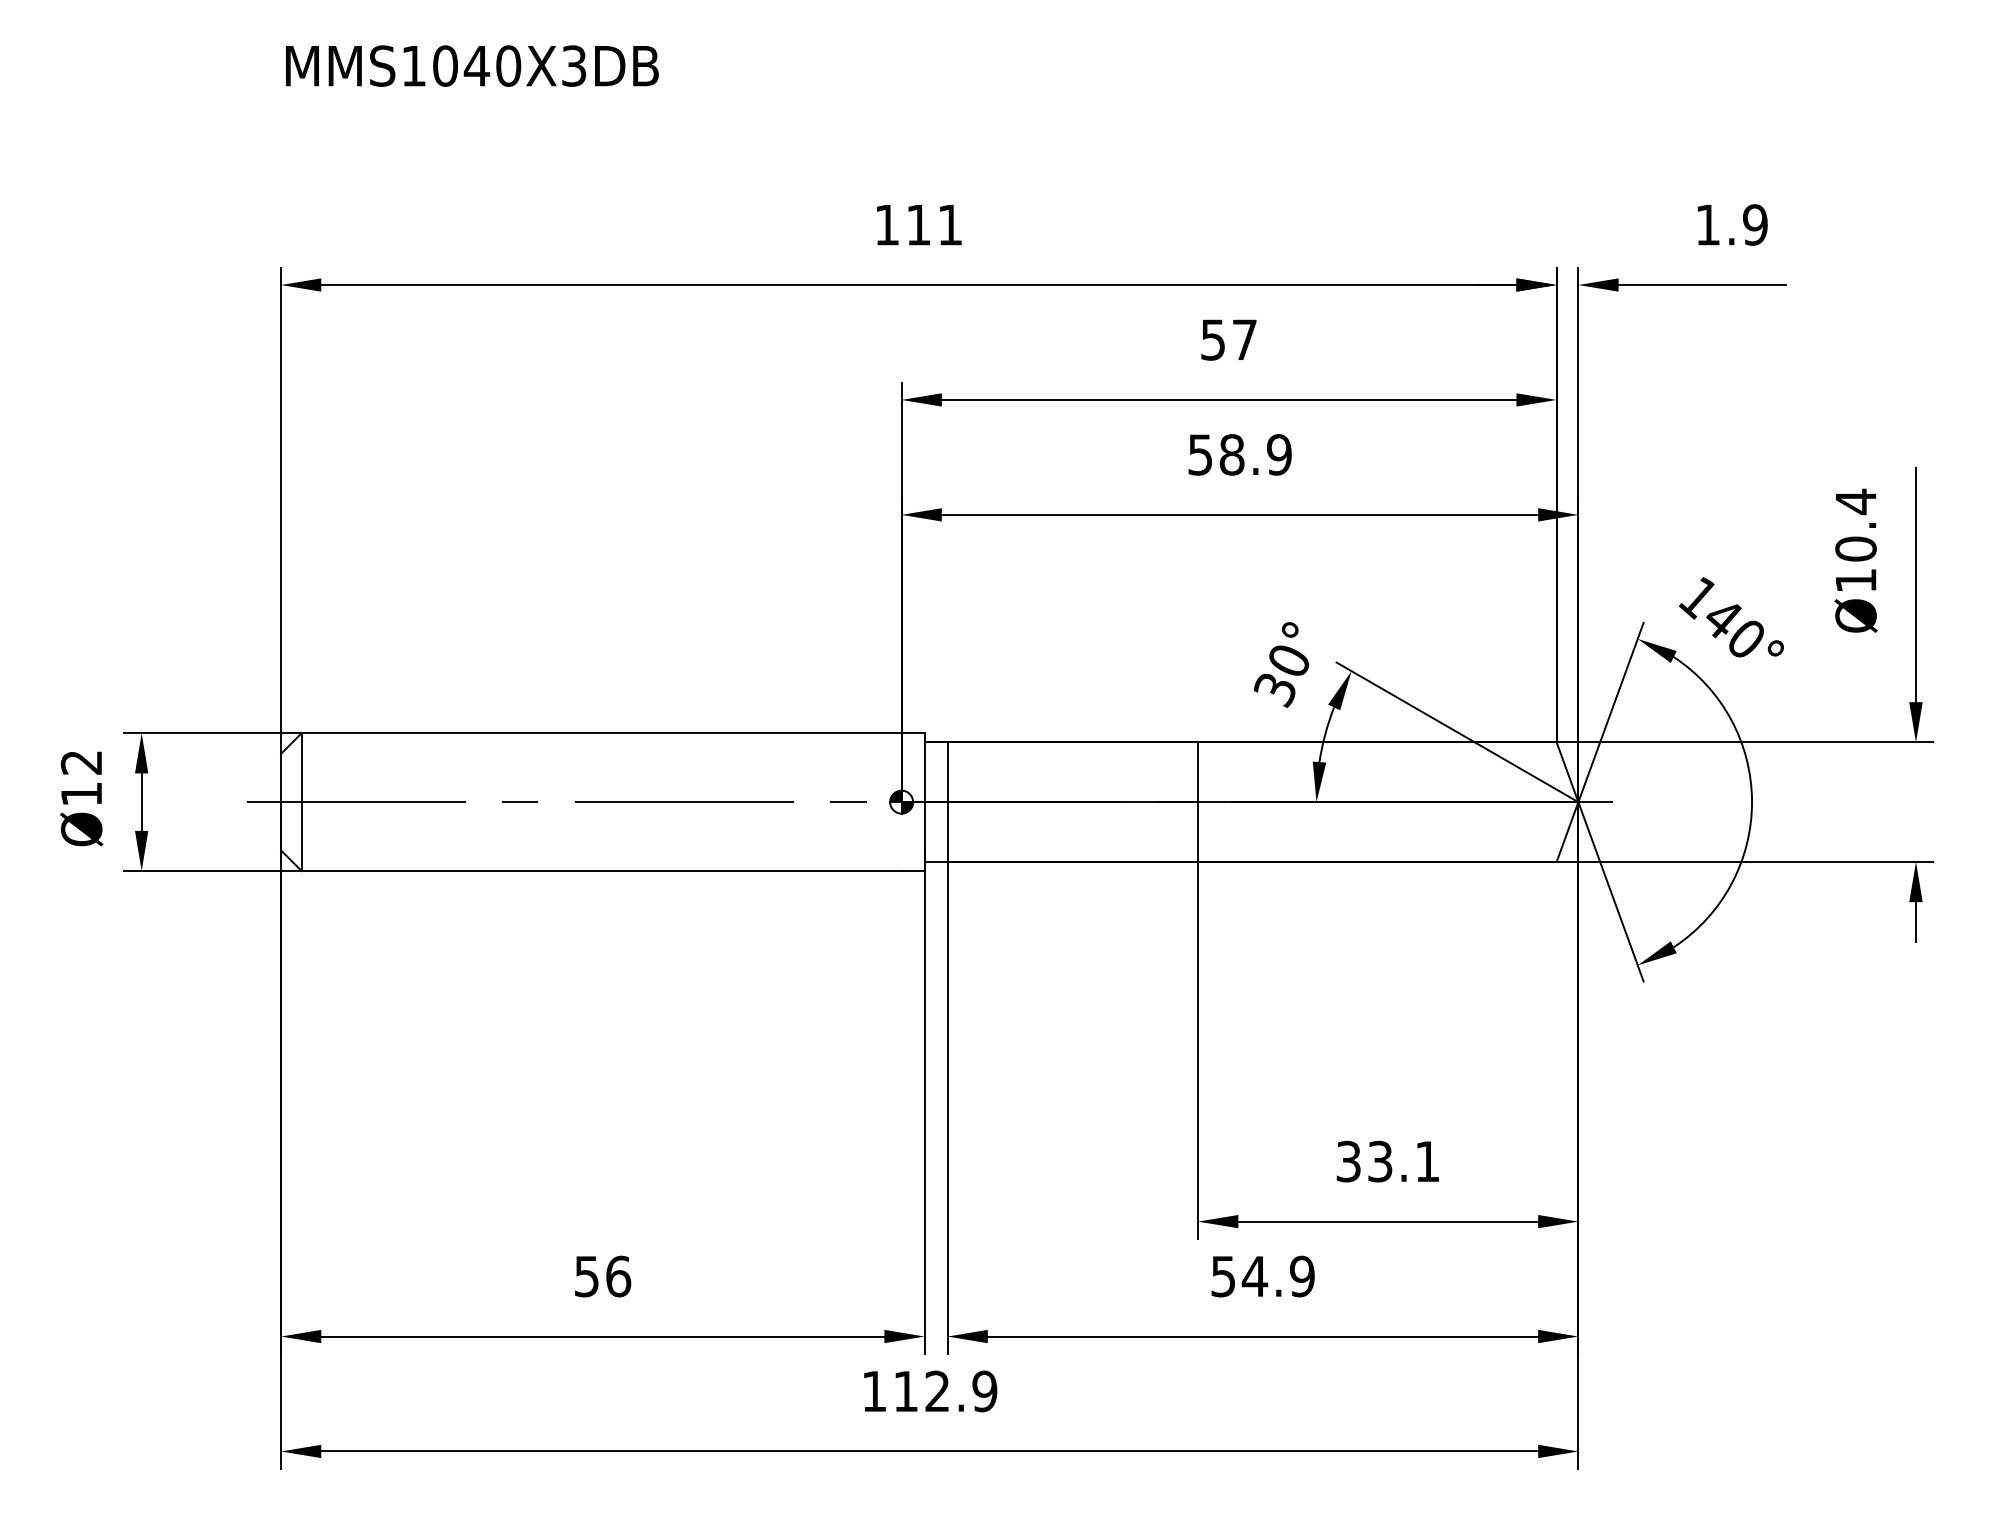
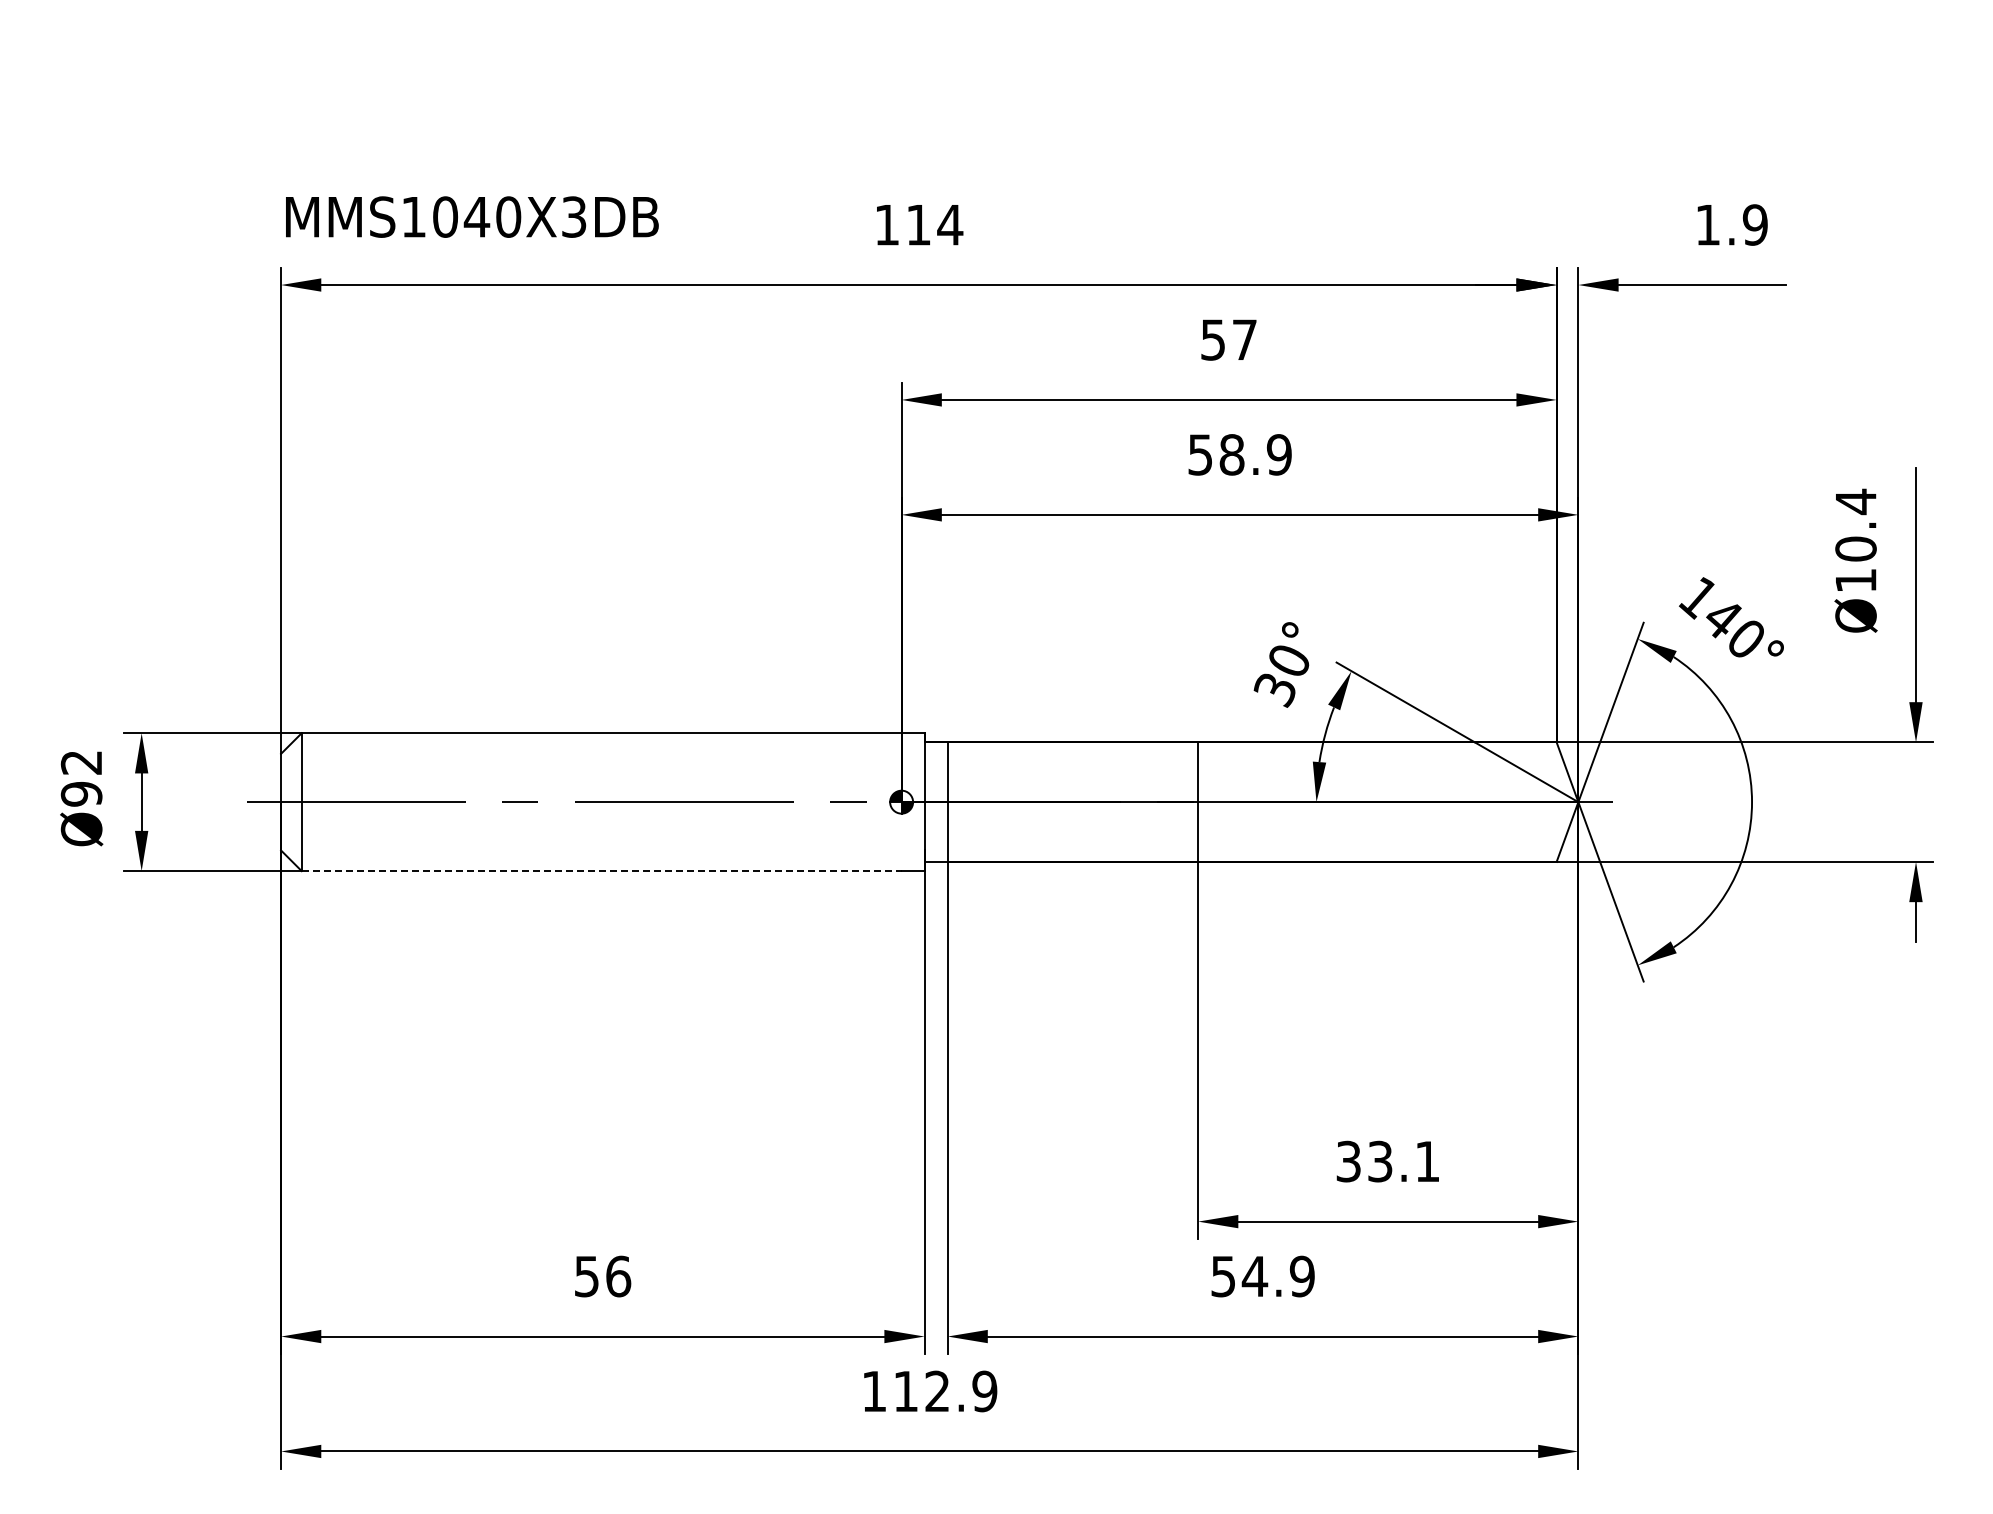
text position: (472, 65) -> (472, 216) (472, 216)
text: 111 -> 114 (950, 225)
text: Ø12 -> Ø92 (81, 794)
line: solid -> dashed (601, 871)
